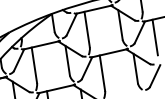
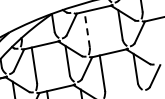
line: solid -> dashed (87, 29)
line: present -> none (154, 37)
